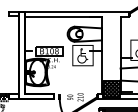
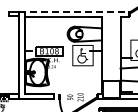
line: solid -> dashed (74, 12)
hatch: present -> none (110, 88)
